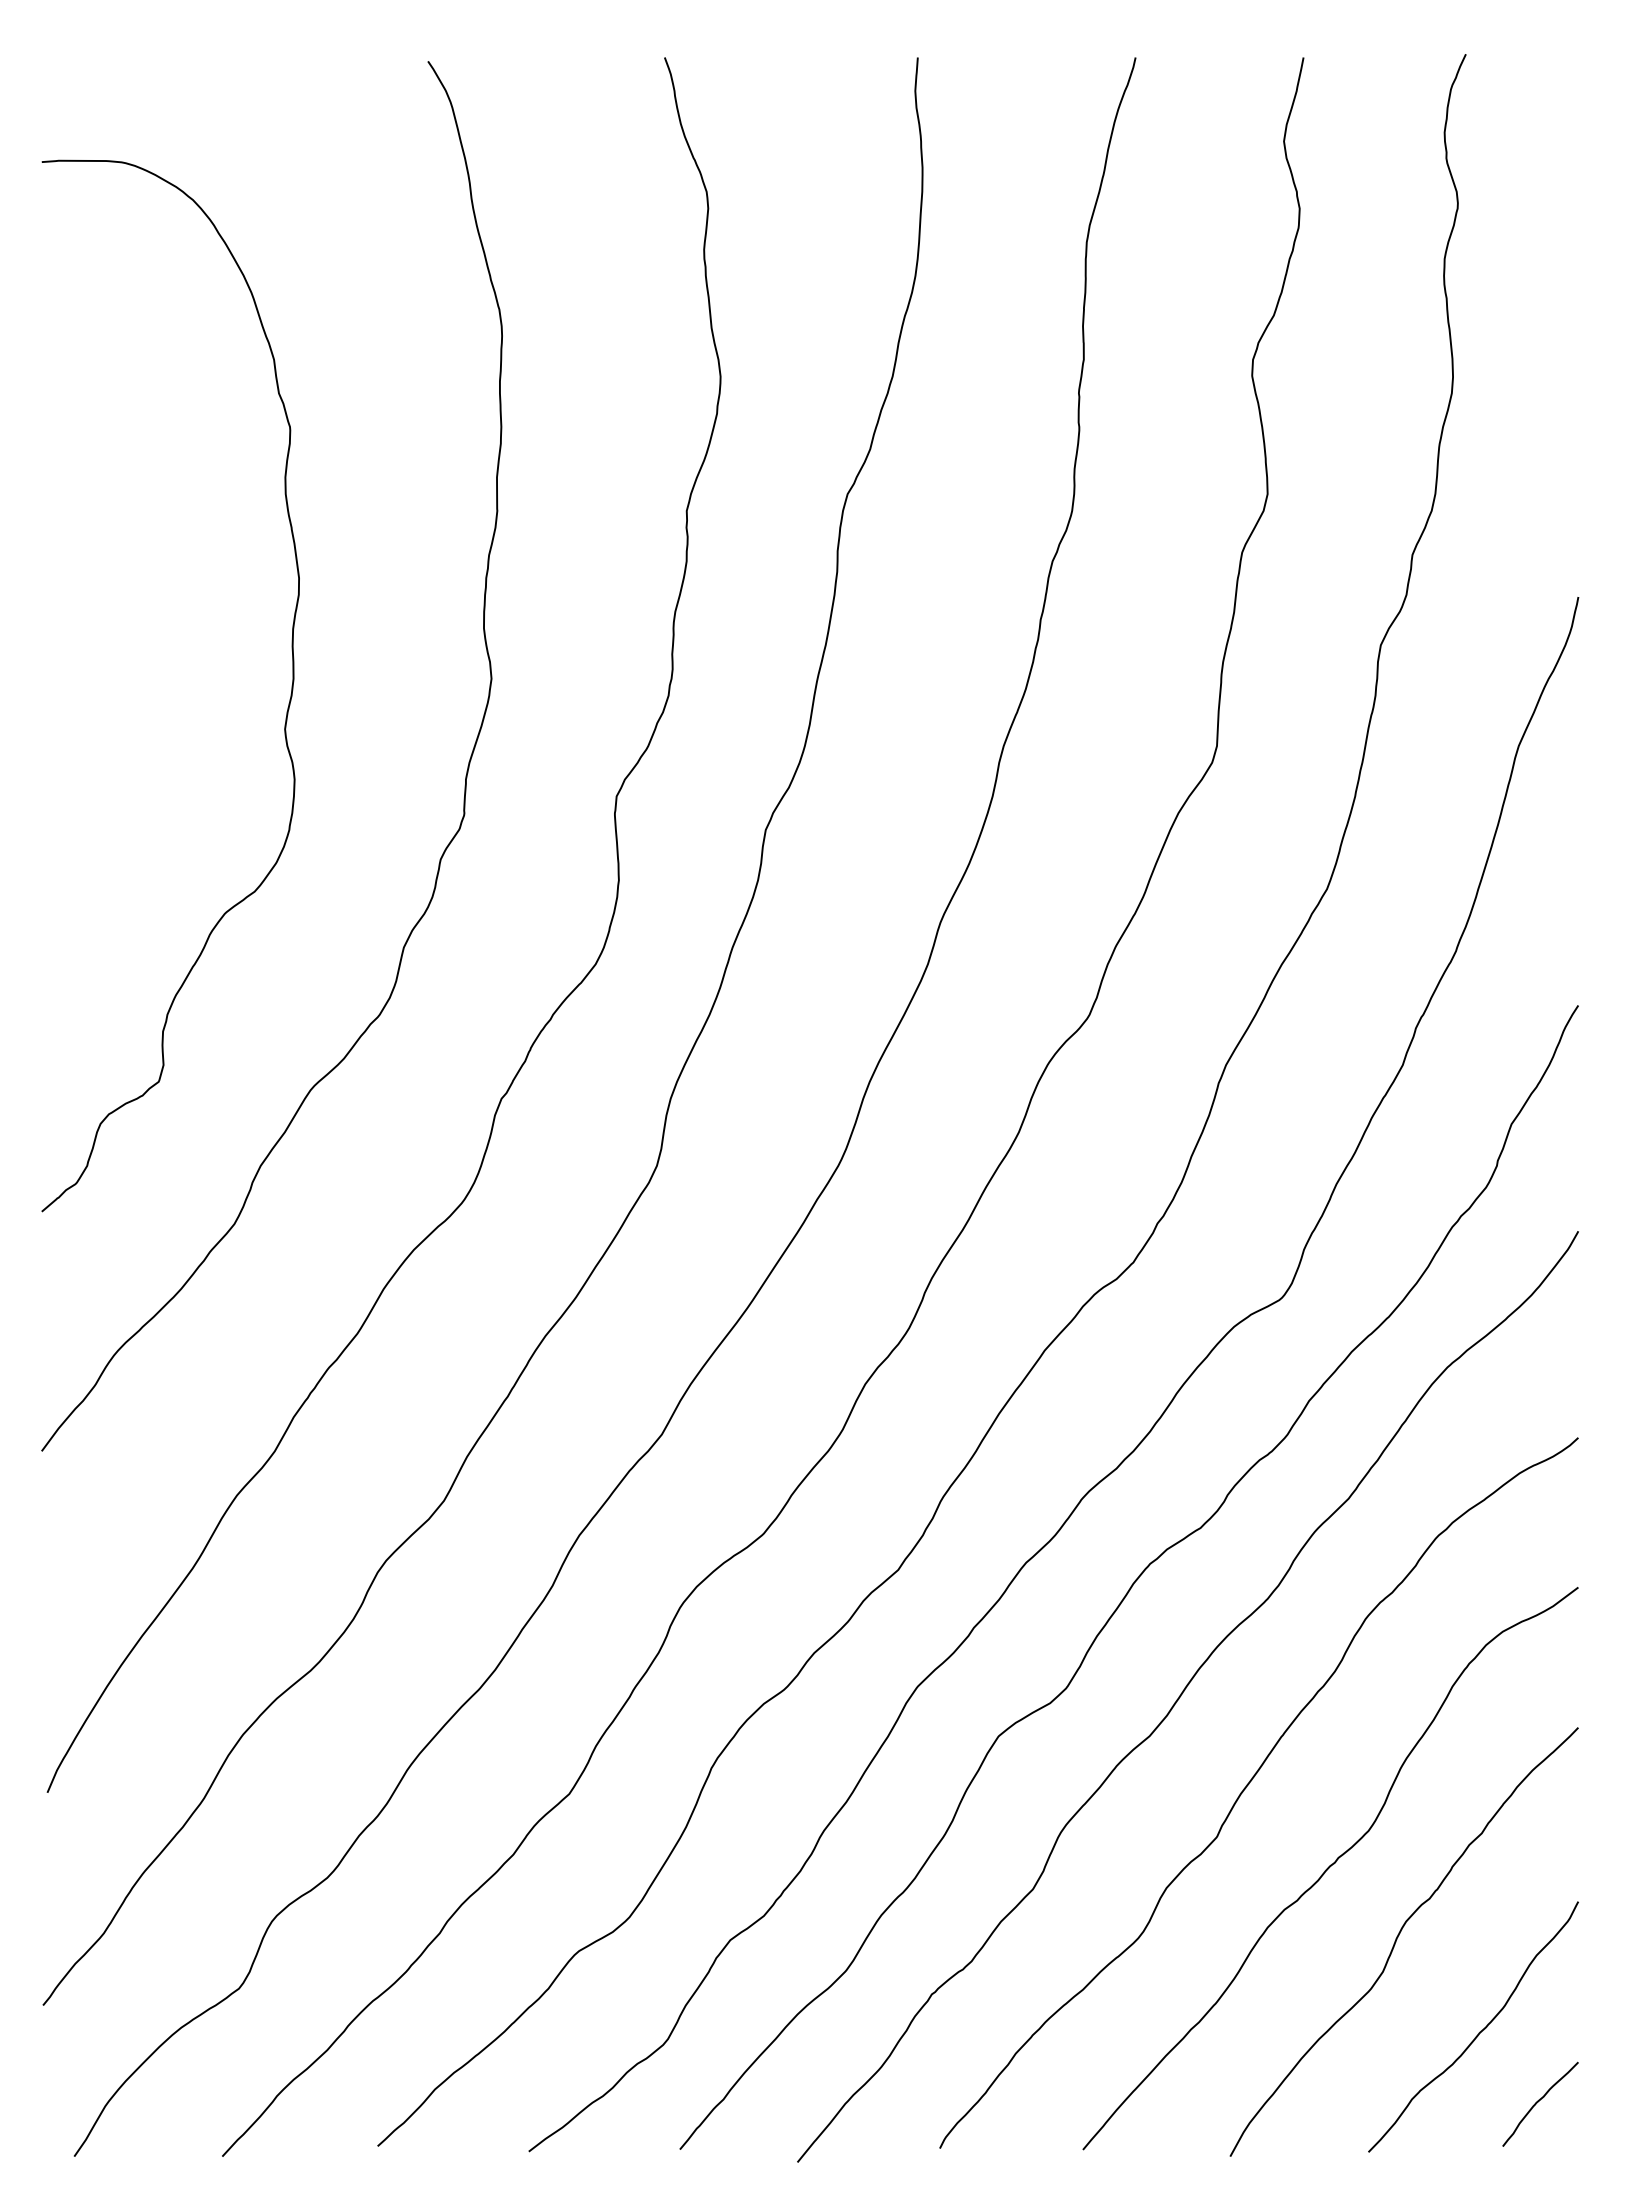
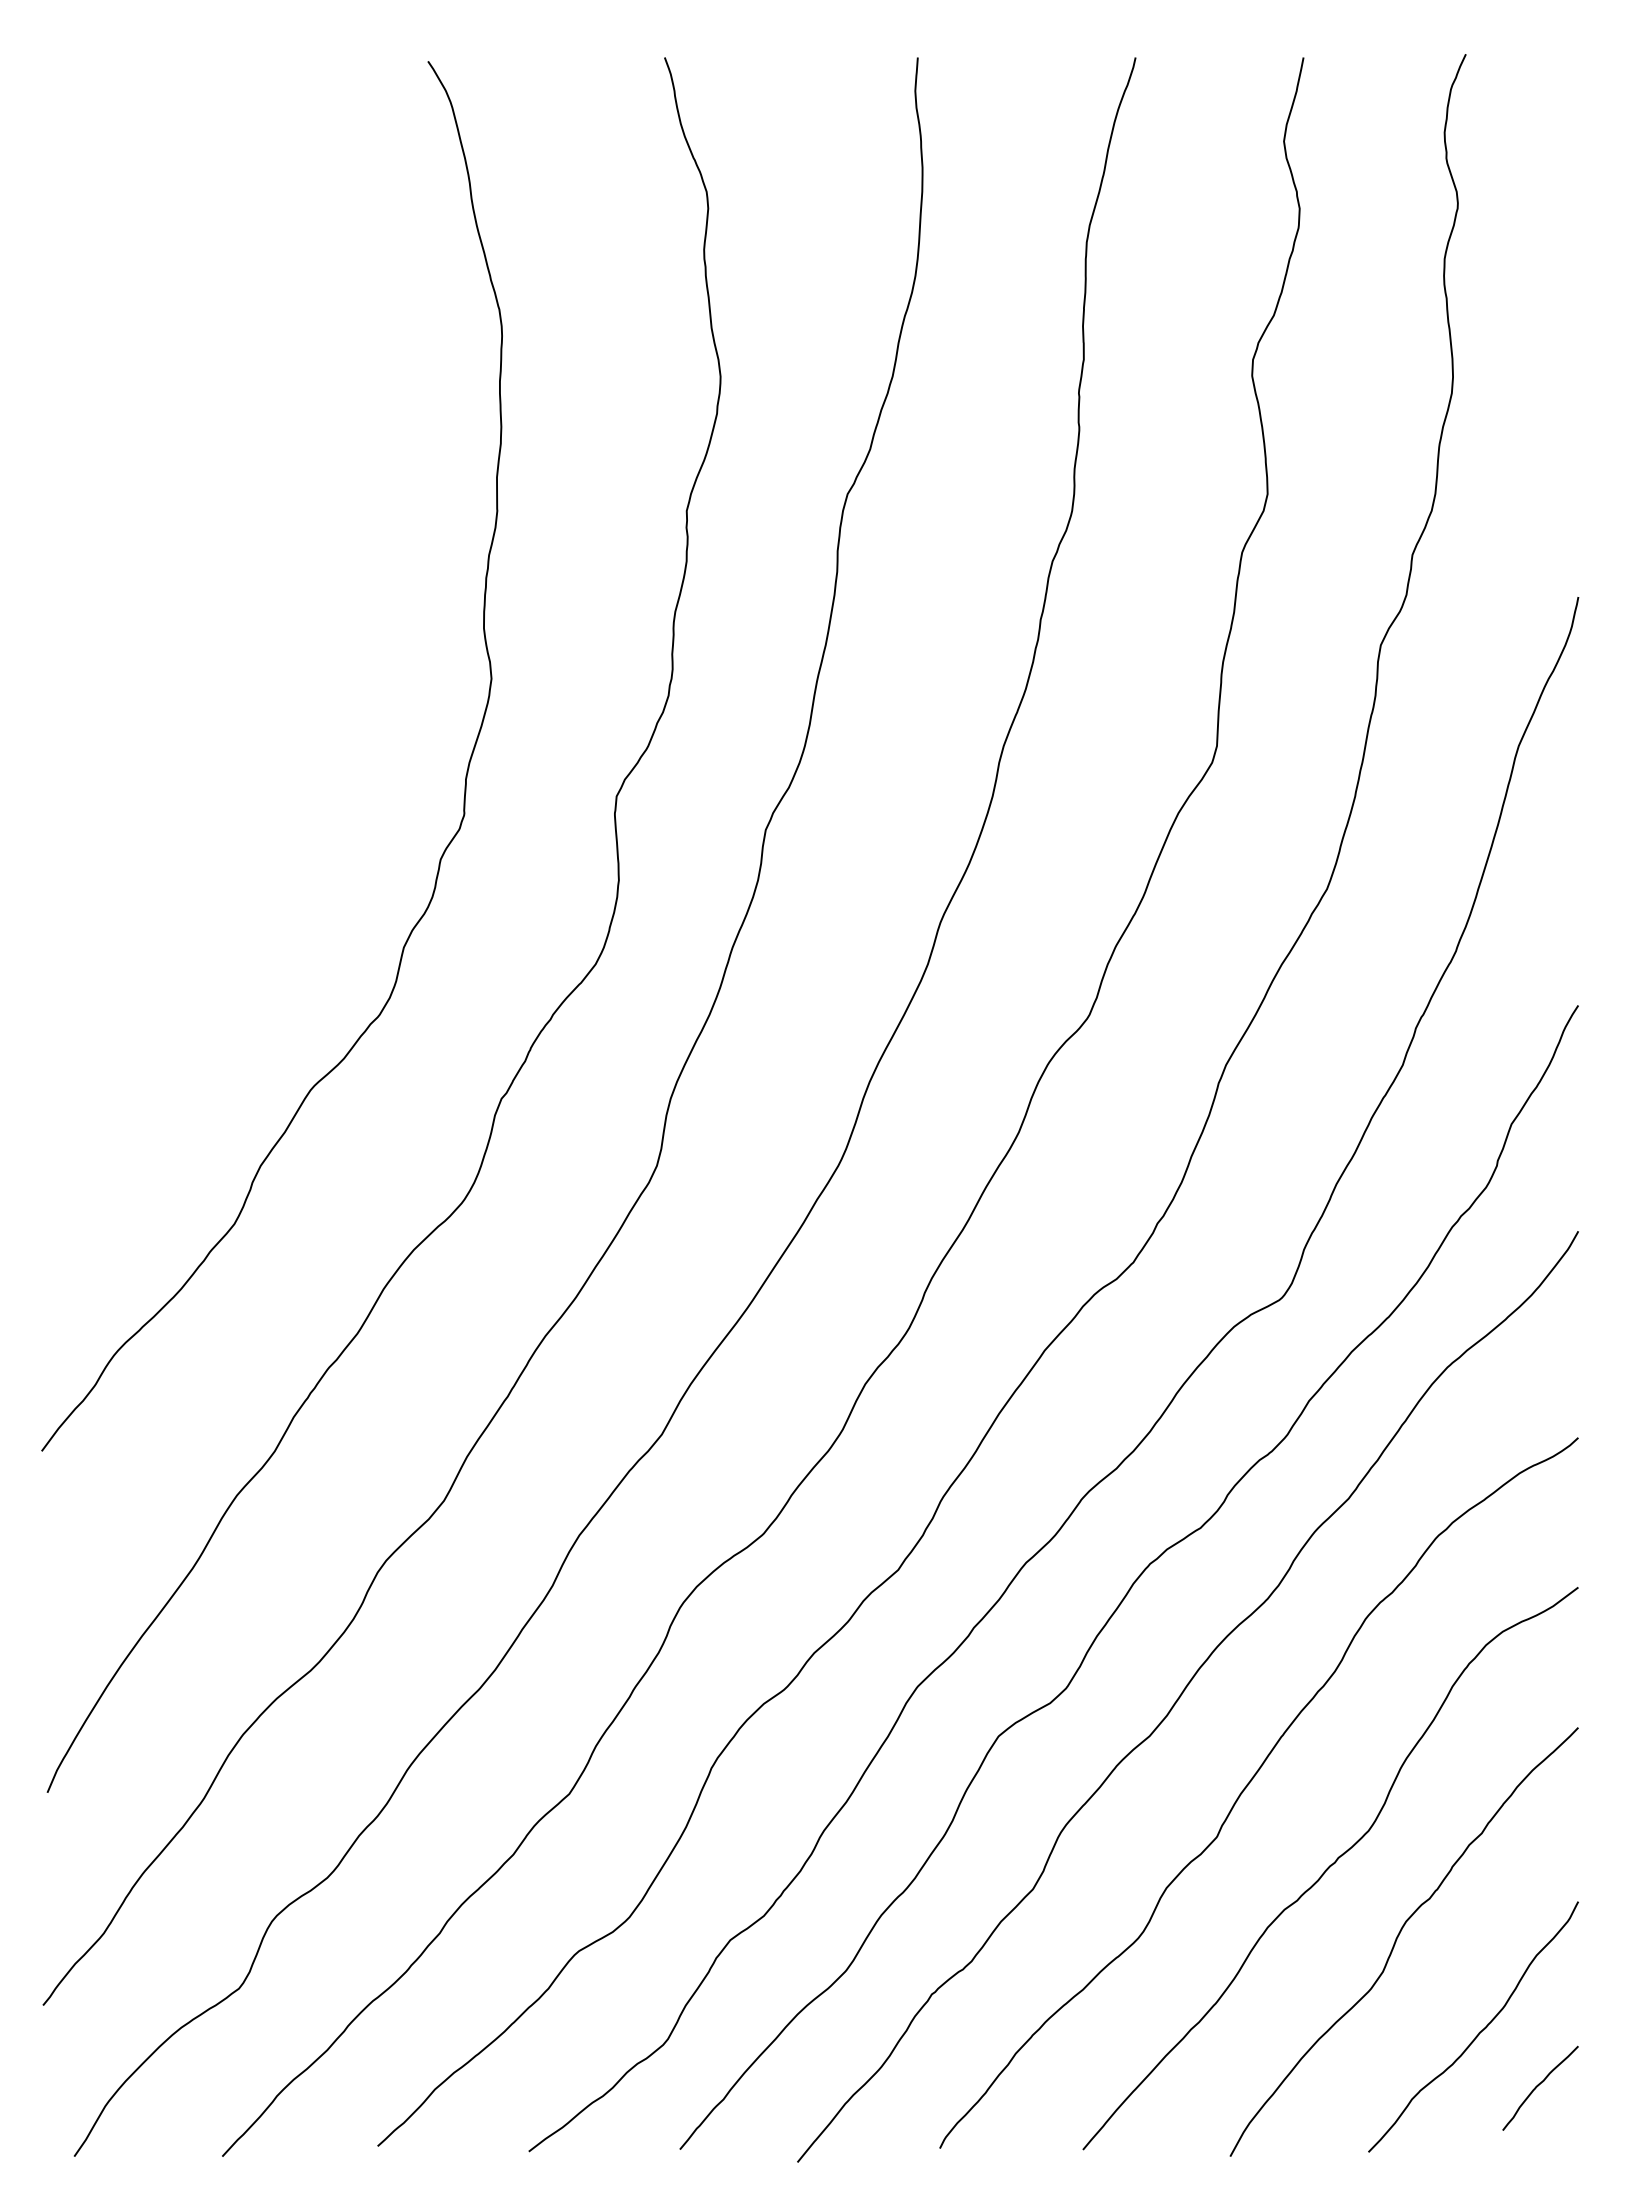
curve: present -> none (286, 711)
curve position: (1539, 2101) -> (1539, 2085) (1539, 2085)
